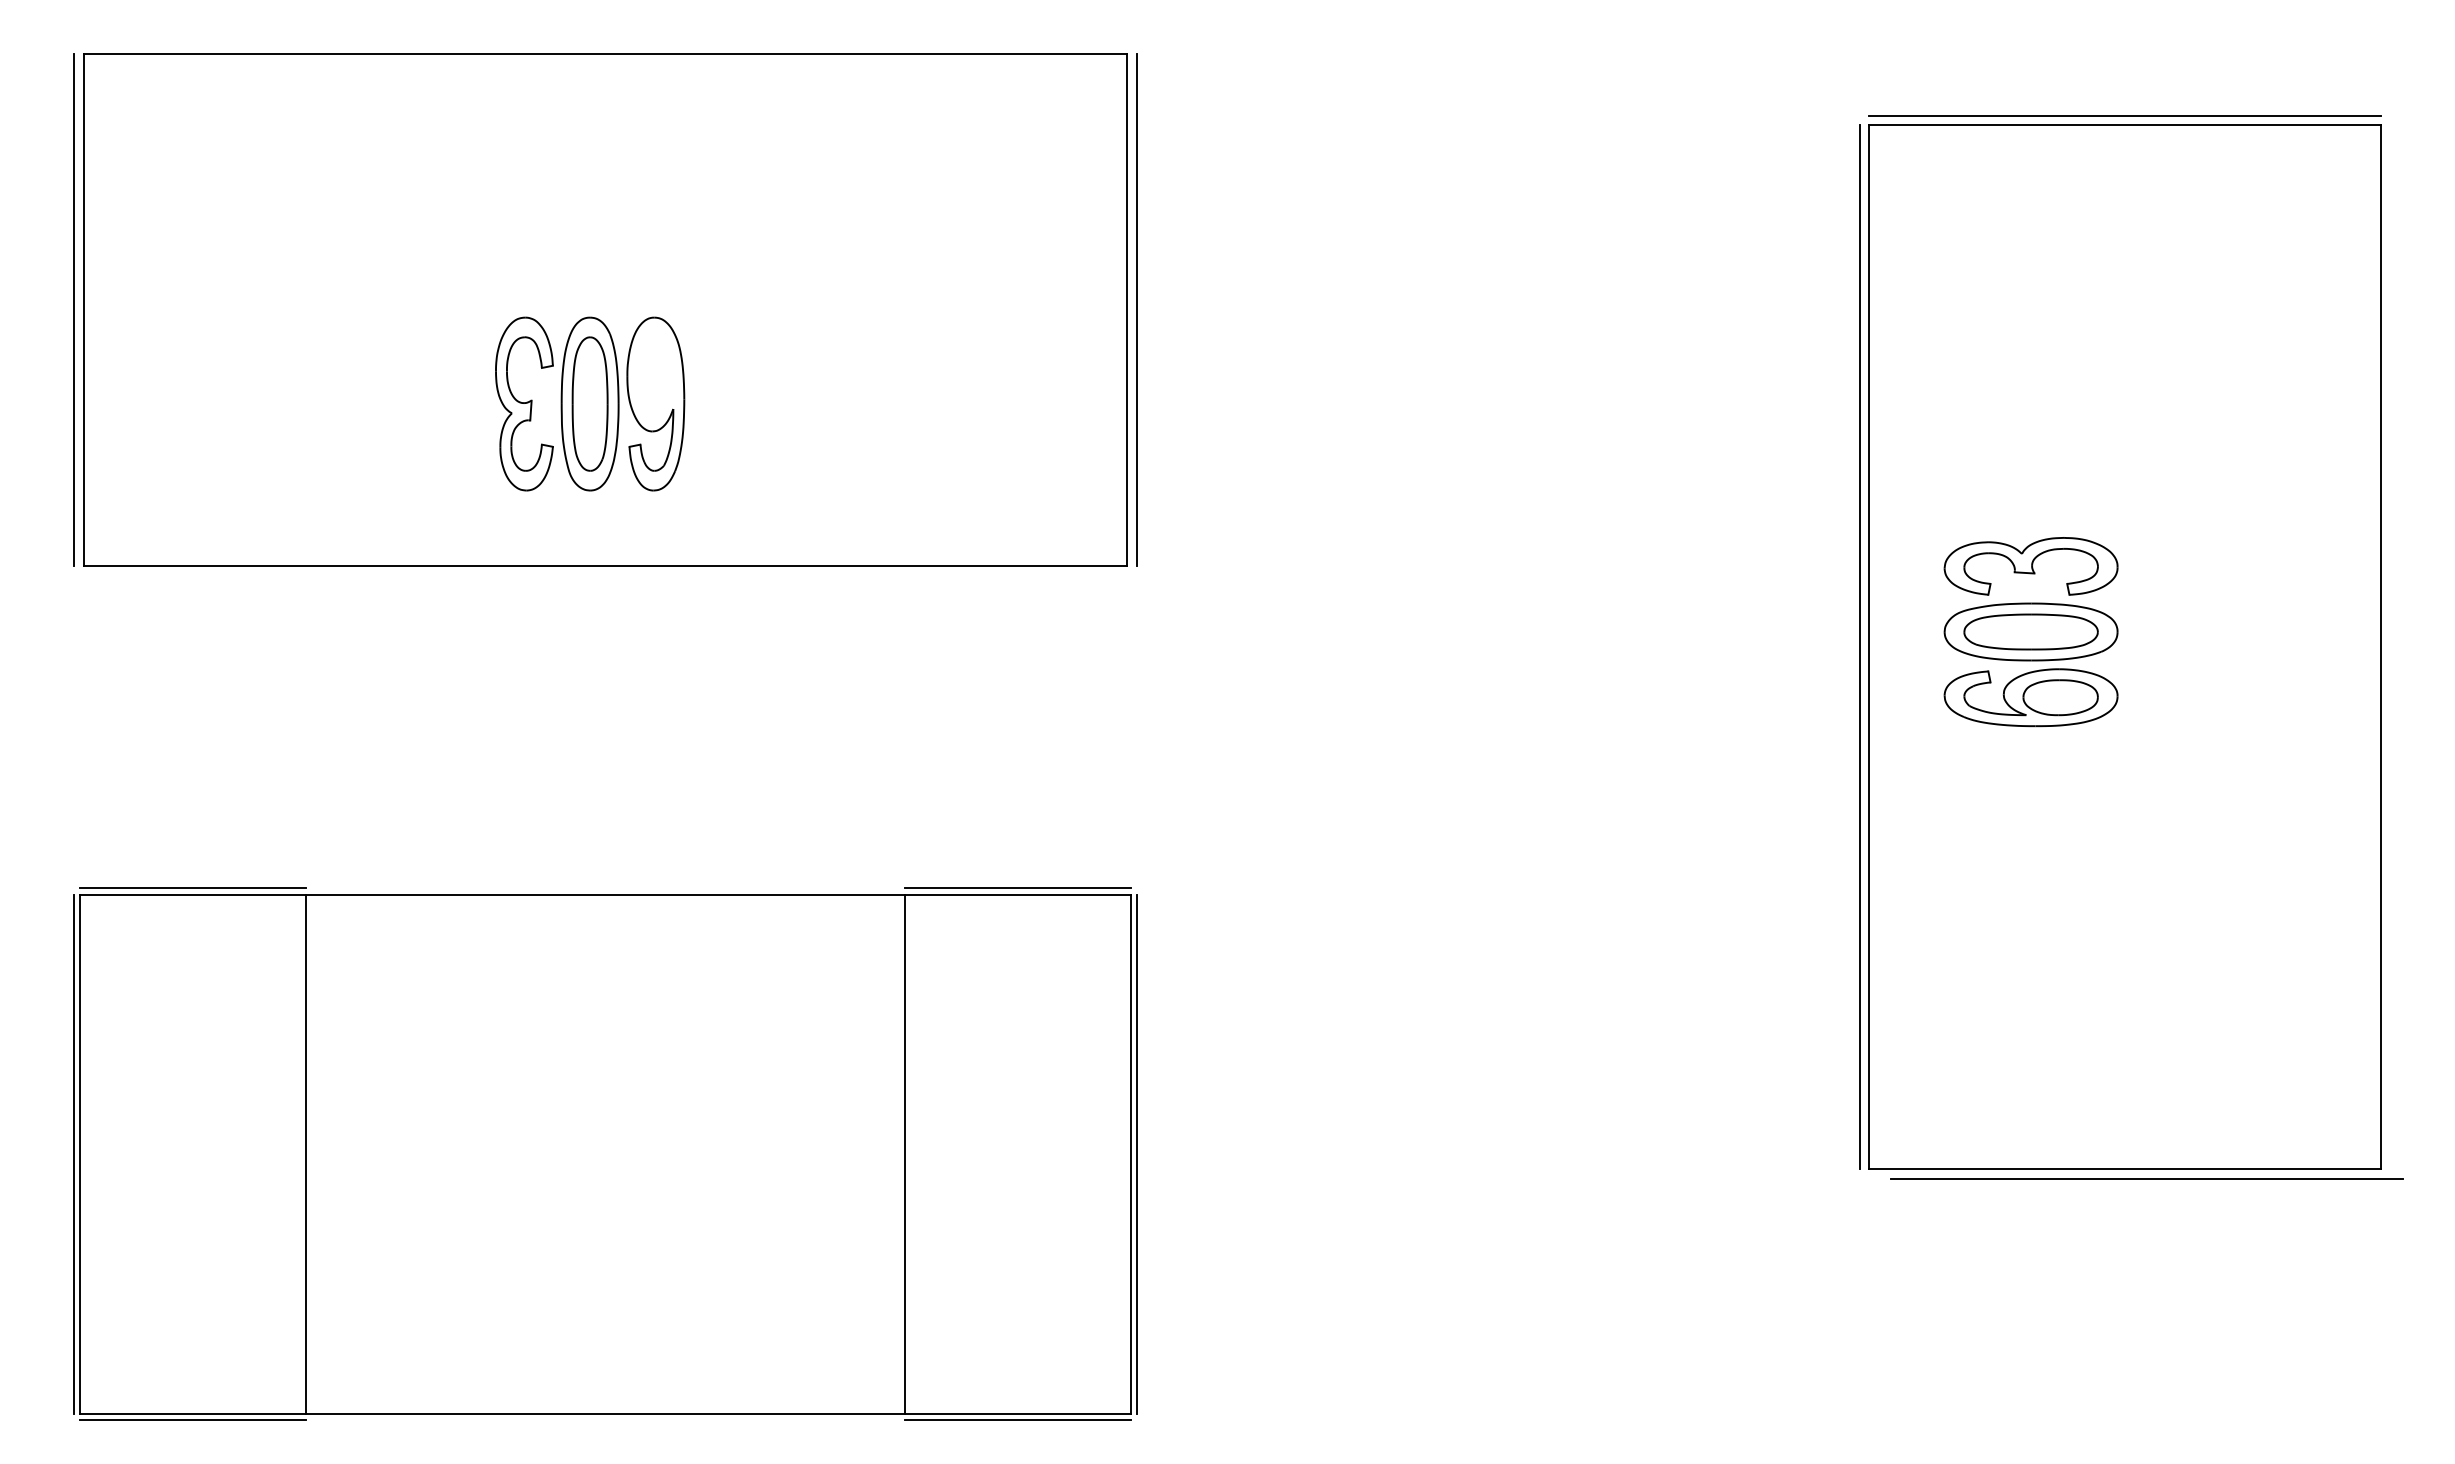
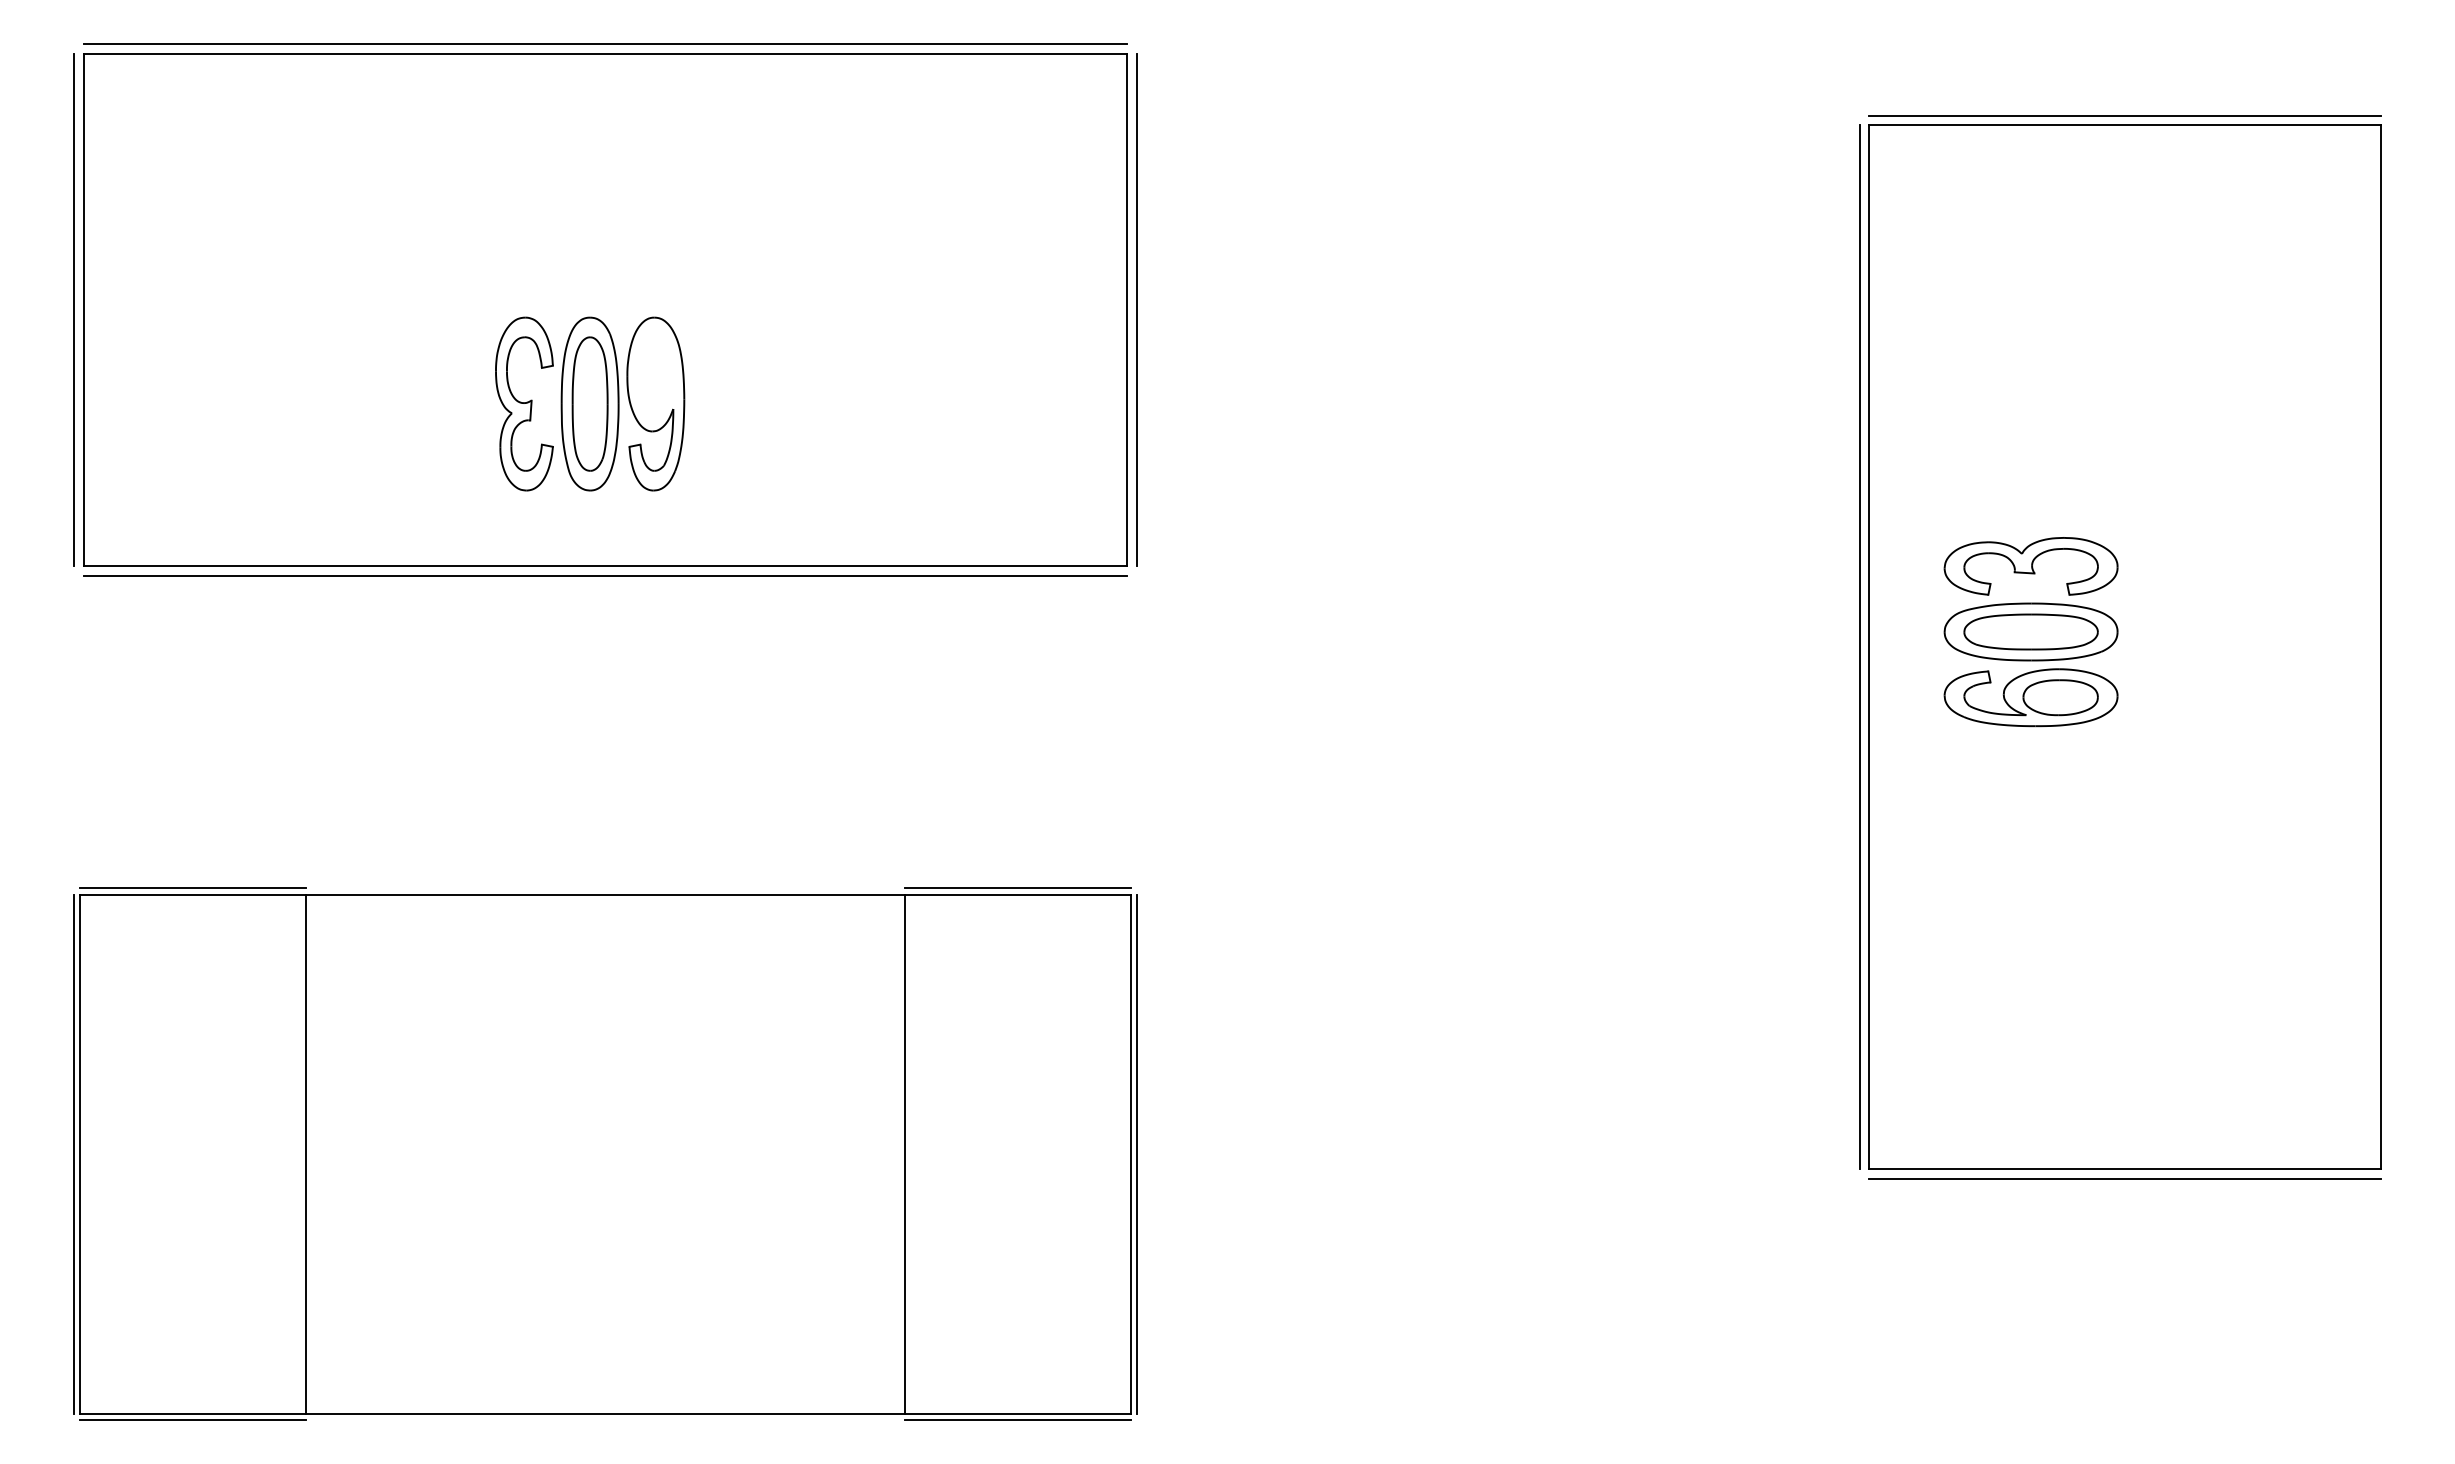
line: none -> present (605, 43)
line: none -> present (605, 575)
line position: (2146, 1178) -> (2124, 1178) (2124, 1178)
